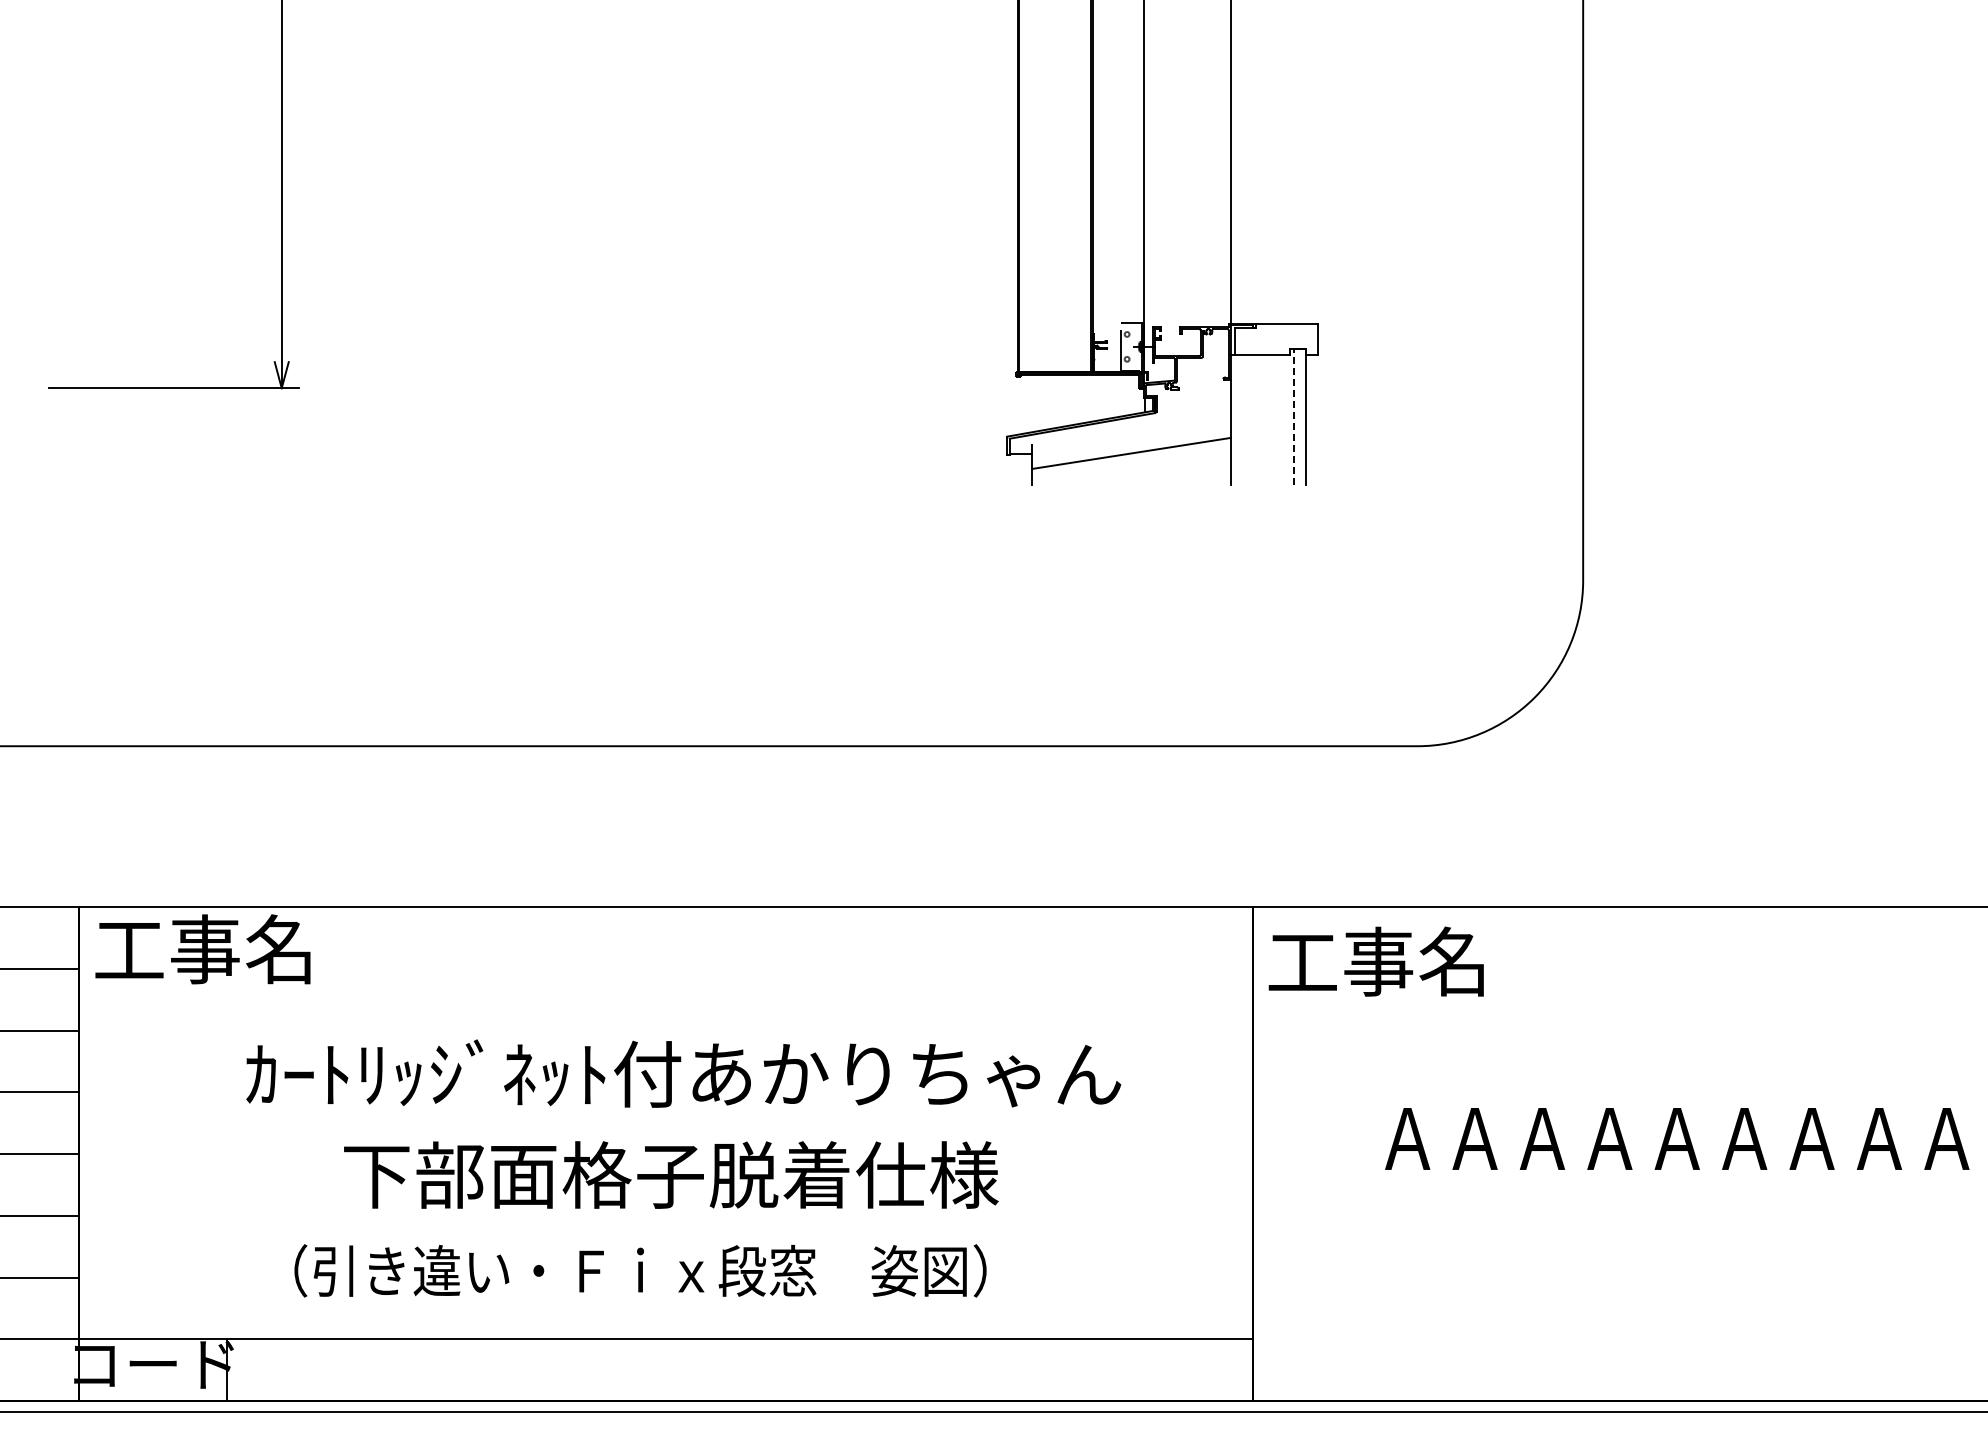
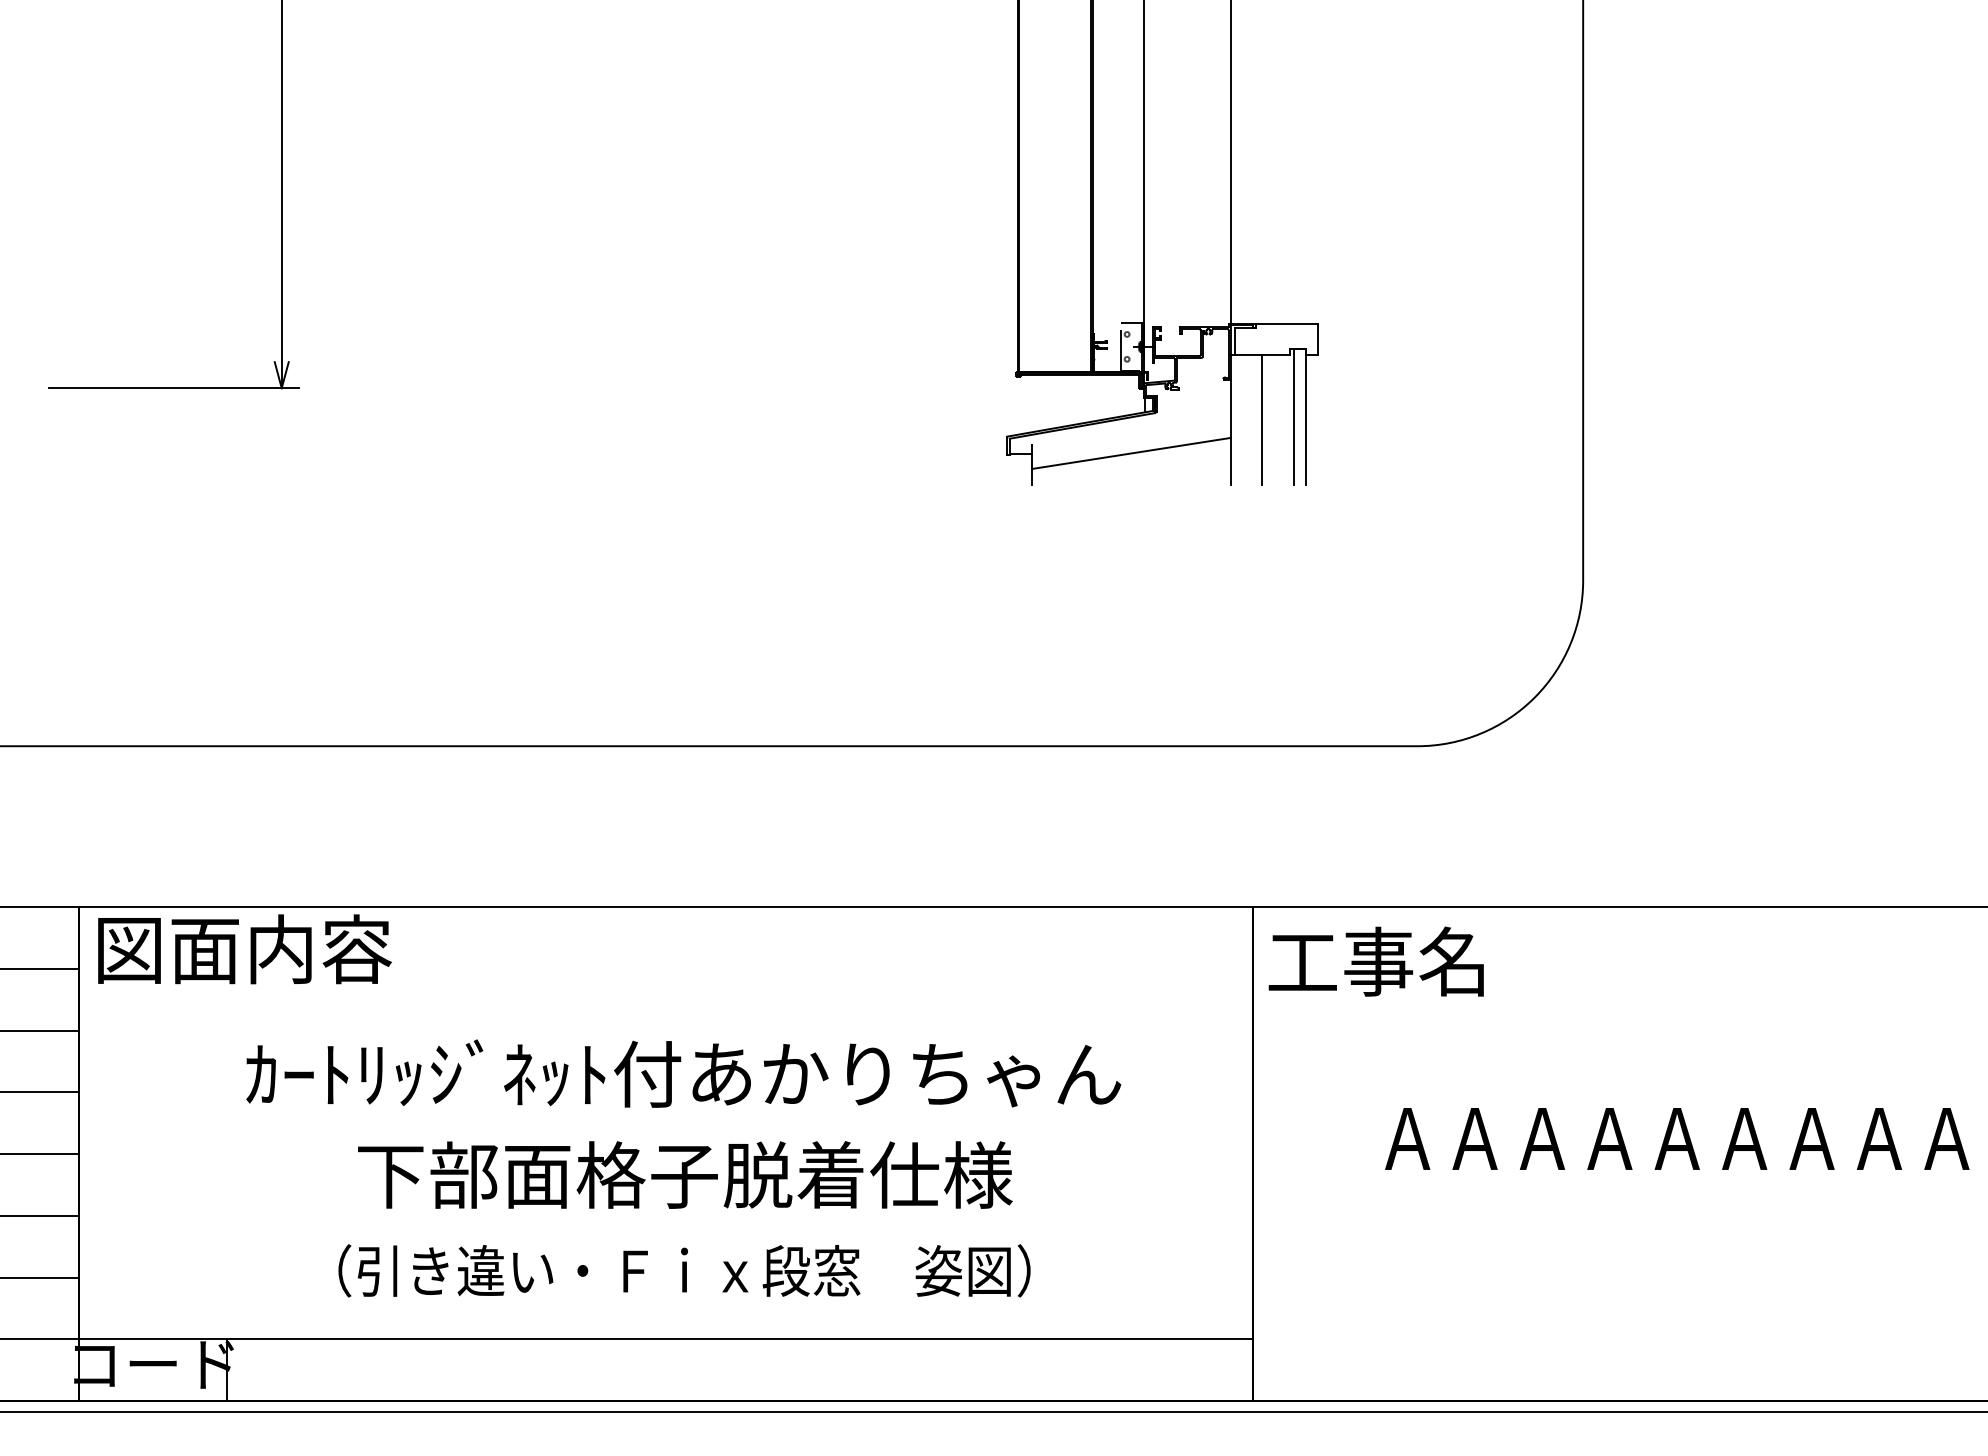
line: dashed -> solid (1293, 416)
line: none -> present (1262, 419)
text: 工事名 -> 図面内容 (243, 949)
text position: (671, 1174) -> (685, 1174) (685, 1174)
text position: (640, 1270) -> (684, 1270) (684, 1270)
